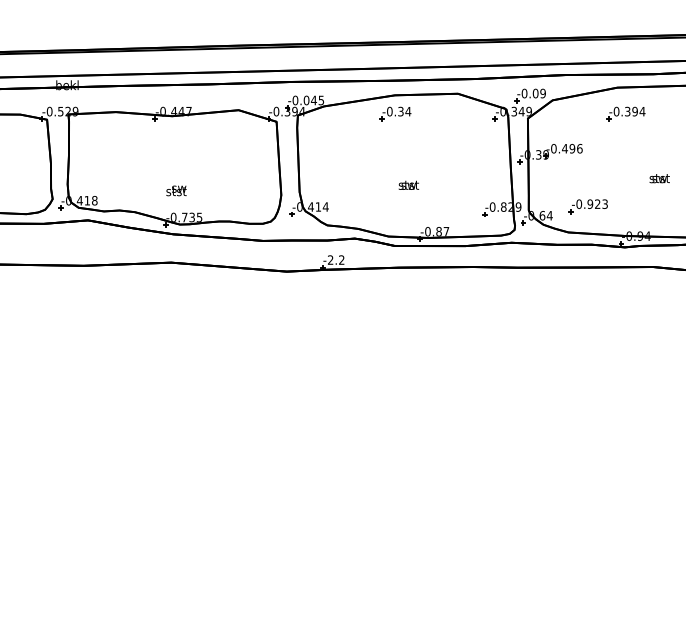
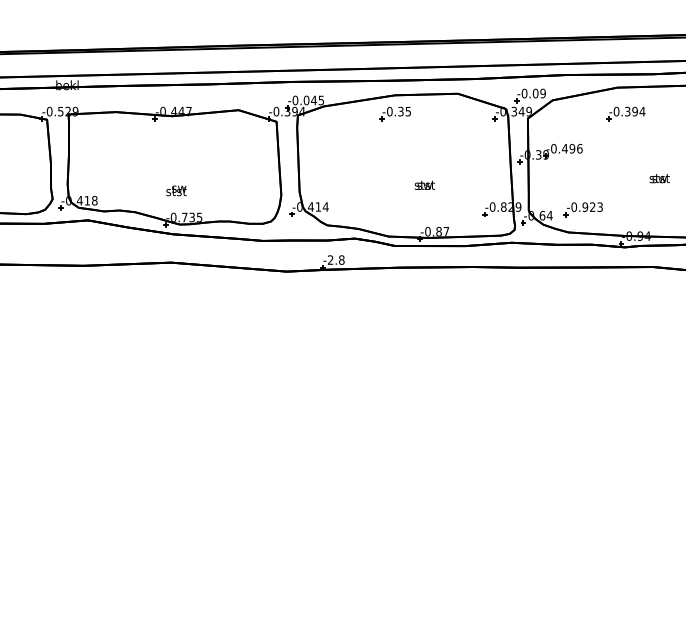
text: -0.34 -> -0.35 (408, 111)
text position: (408, 184) -> (424, 184) (424, 184)
part position: (587, 206) -> (582, 209) (582, 209)
text: -2.2 -> -2.8 (341, 259)
